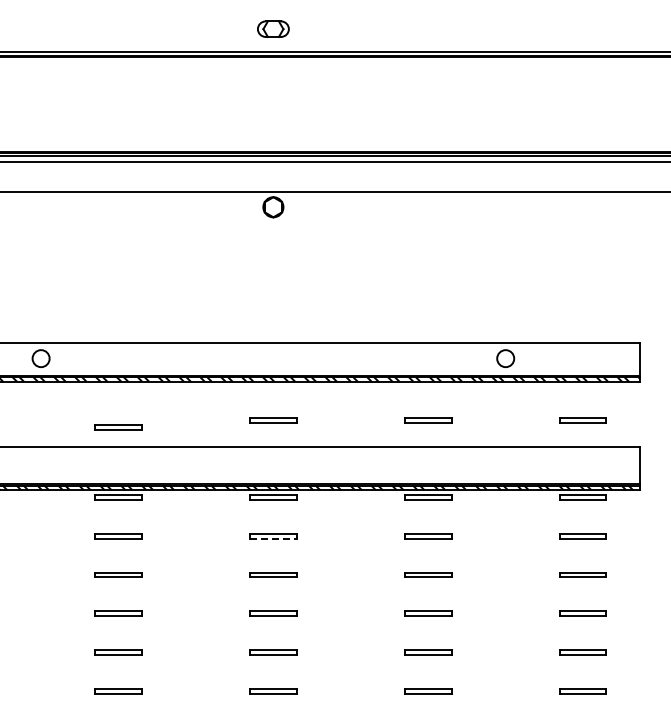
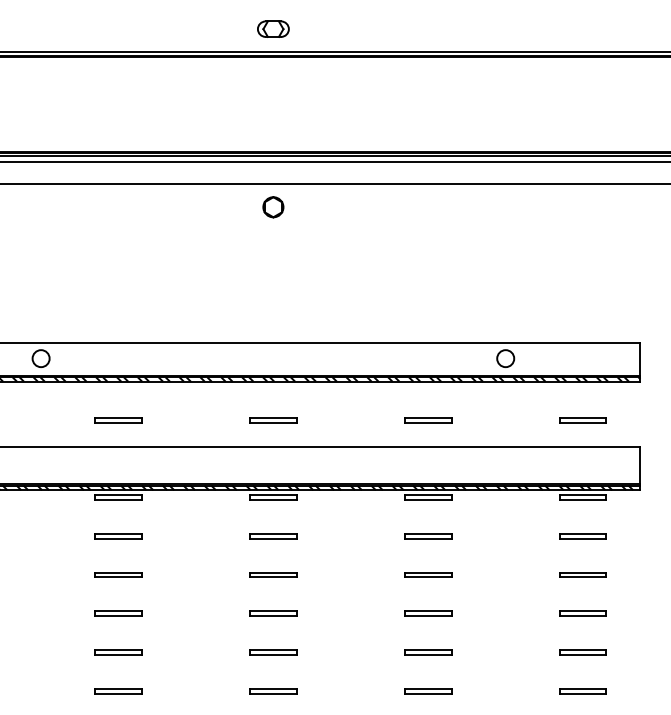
line position: (334, 192) -> (334, 184) (334, 184)
part position: (118, 427) -> (118, 420) (118, 420)
line: dashed -> solid (273, 538)
